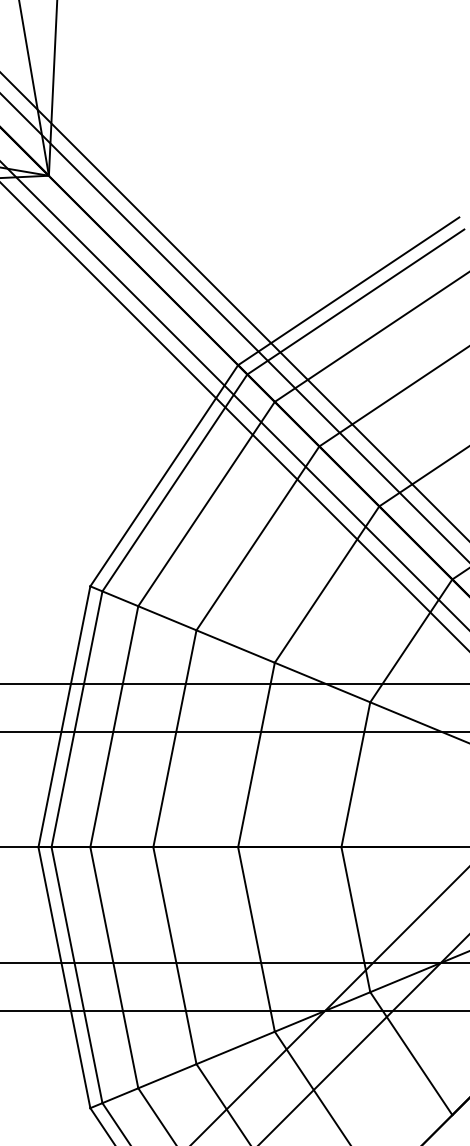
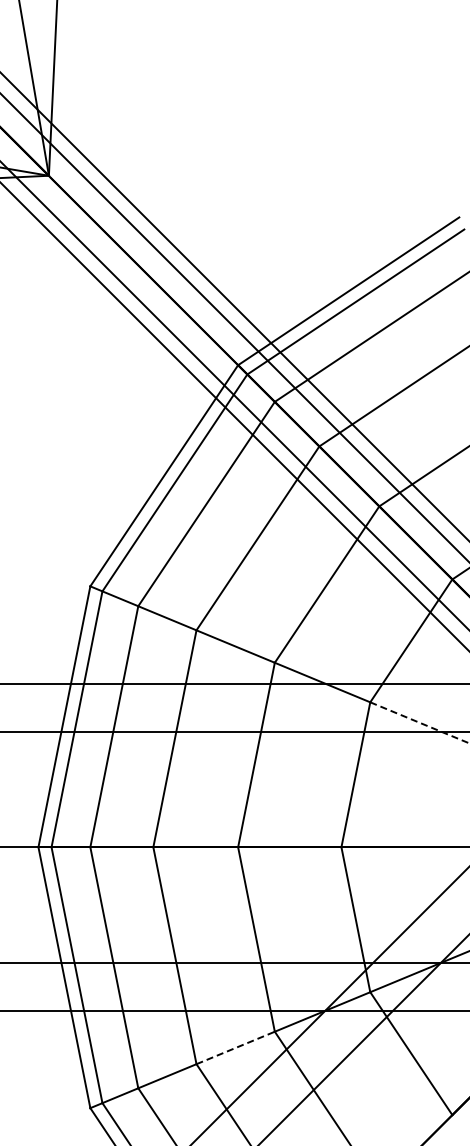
line: solid -> dashed (420, 722)
line: solid -> dashed (236, 1047)
